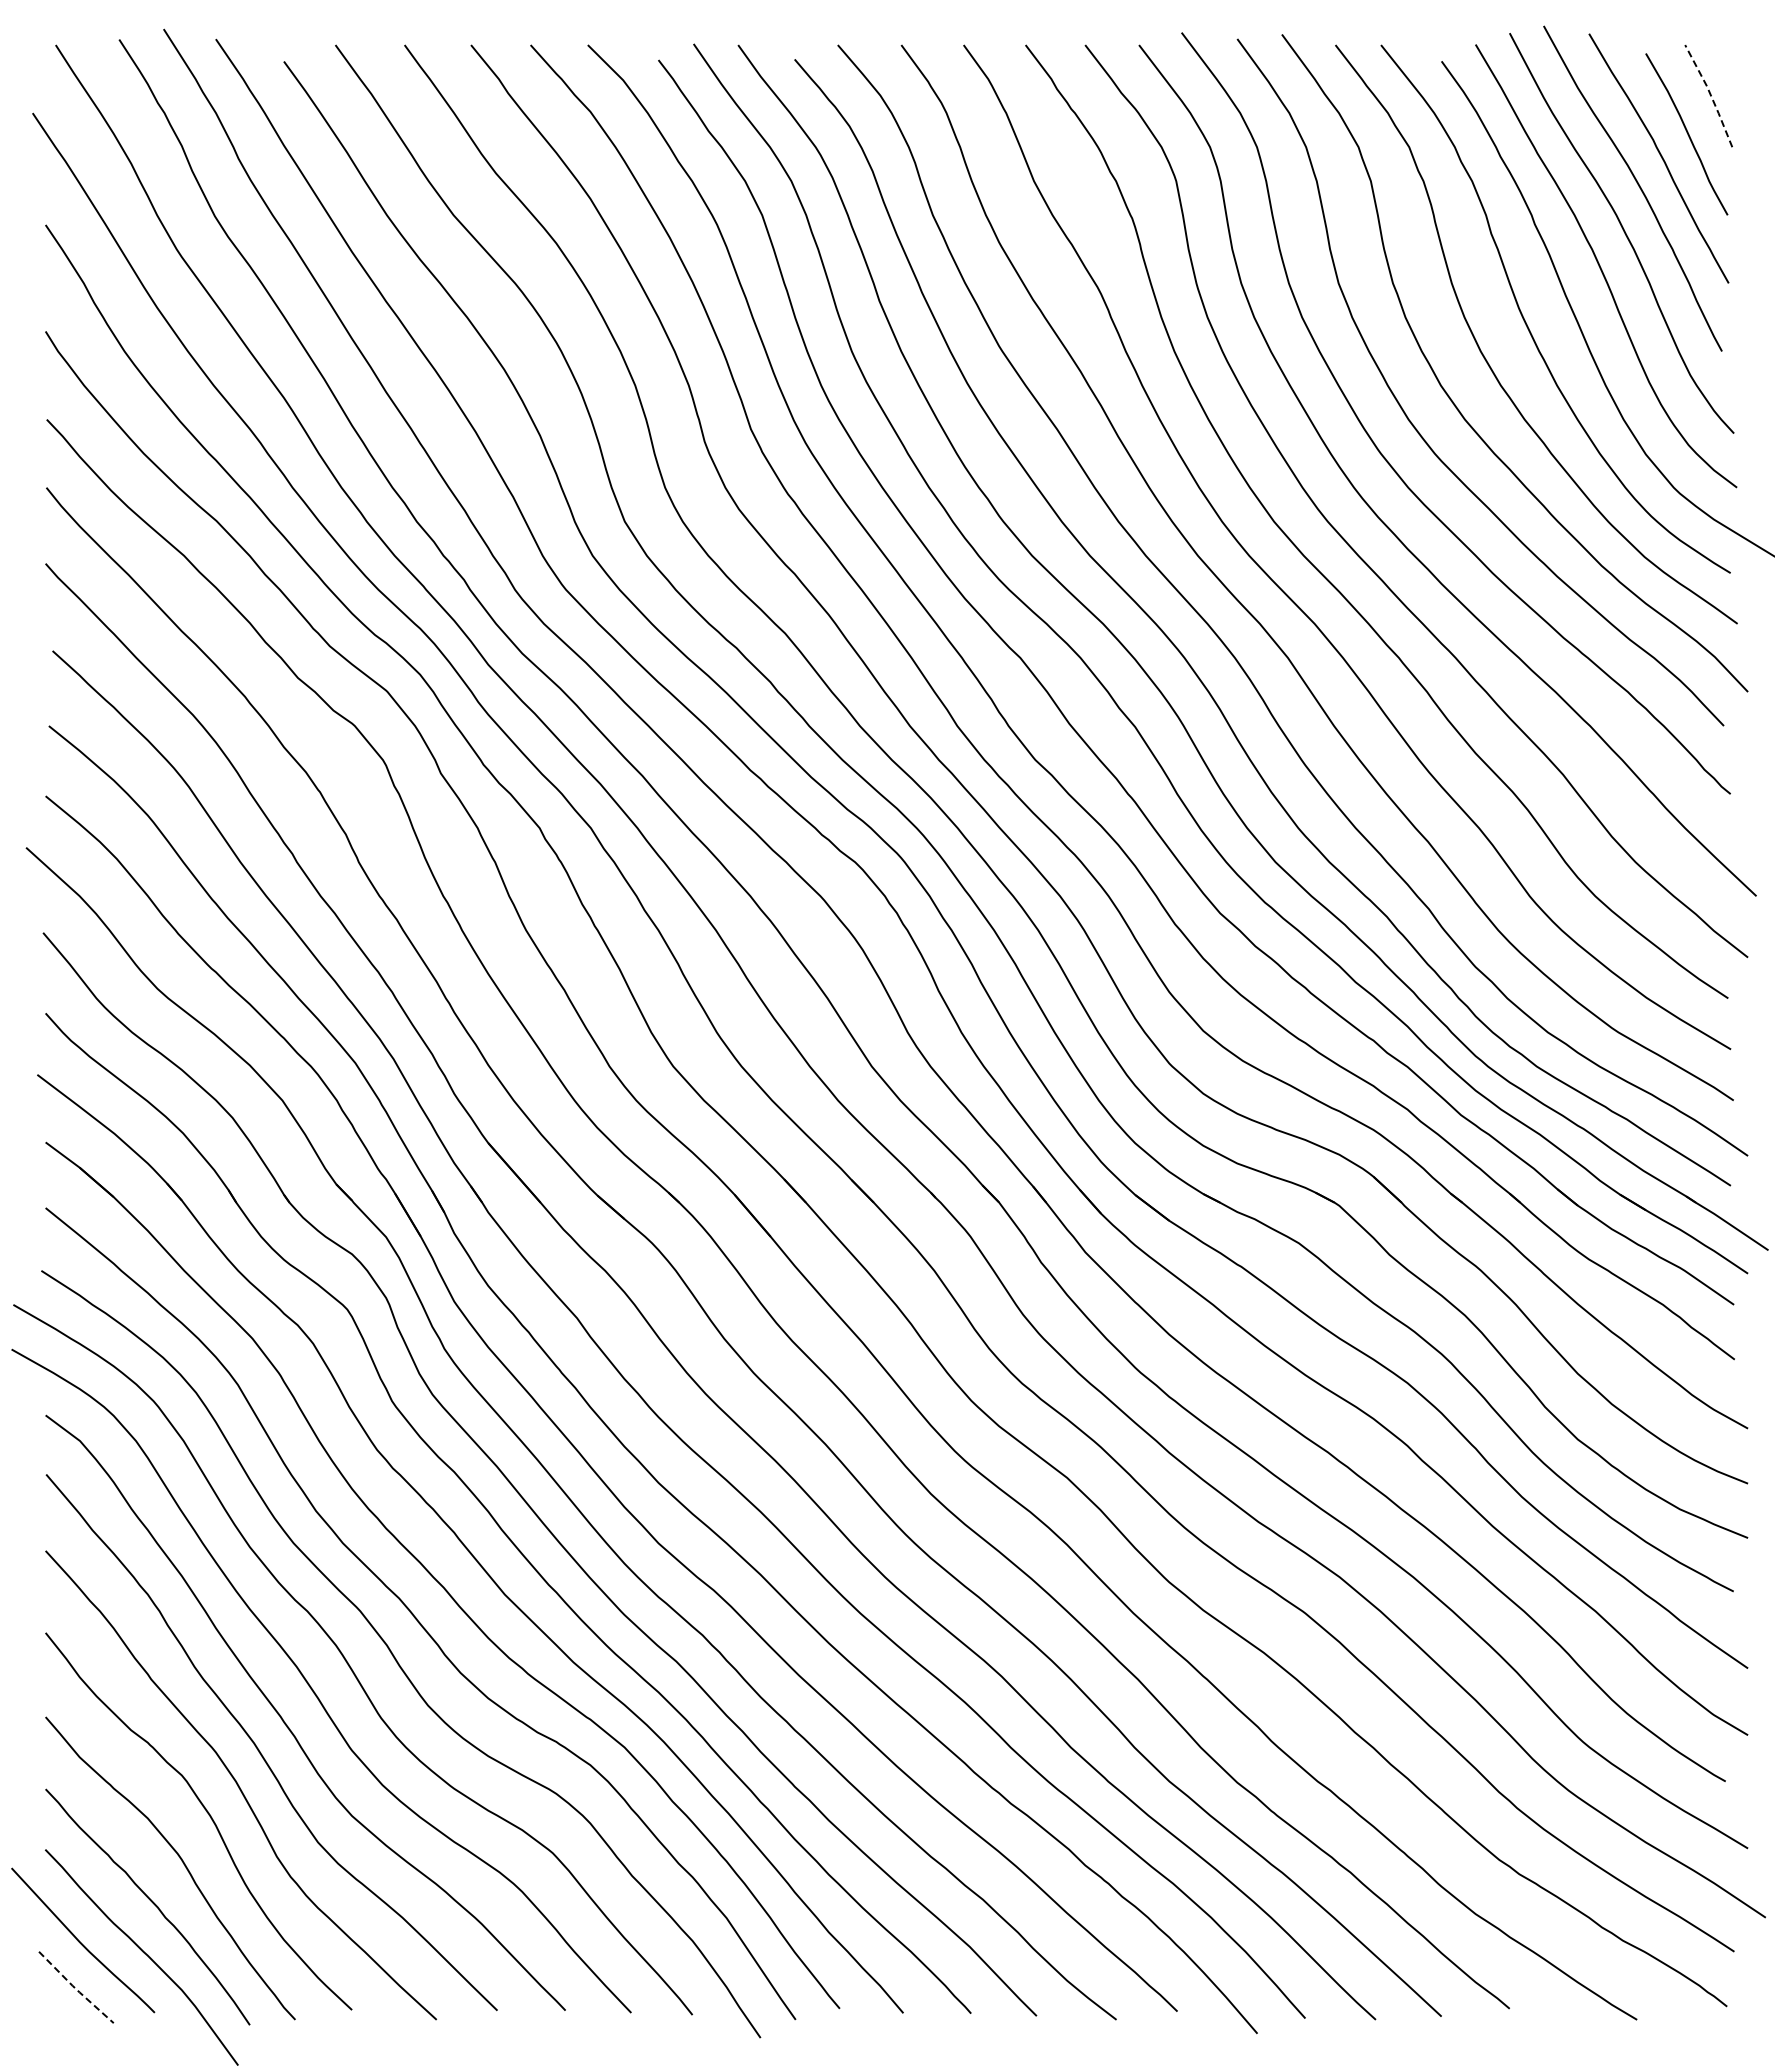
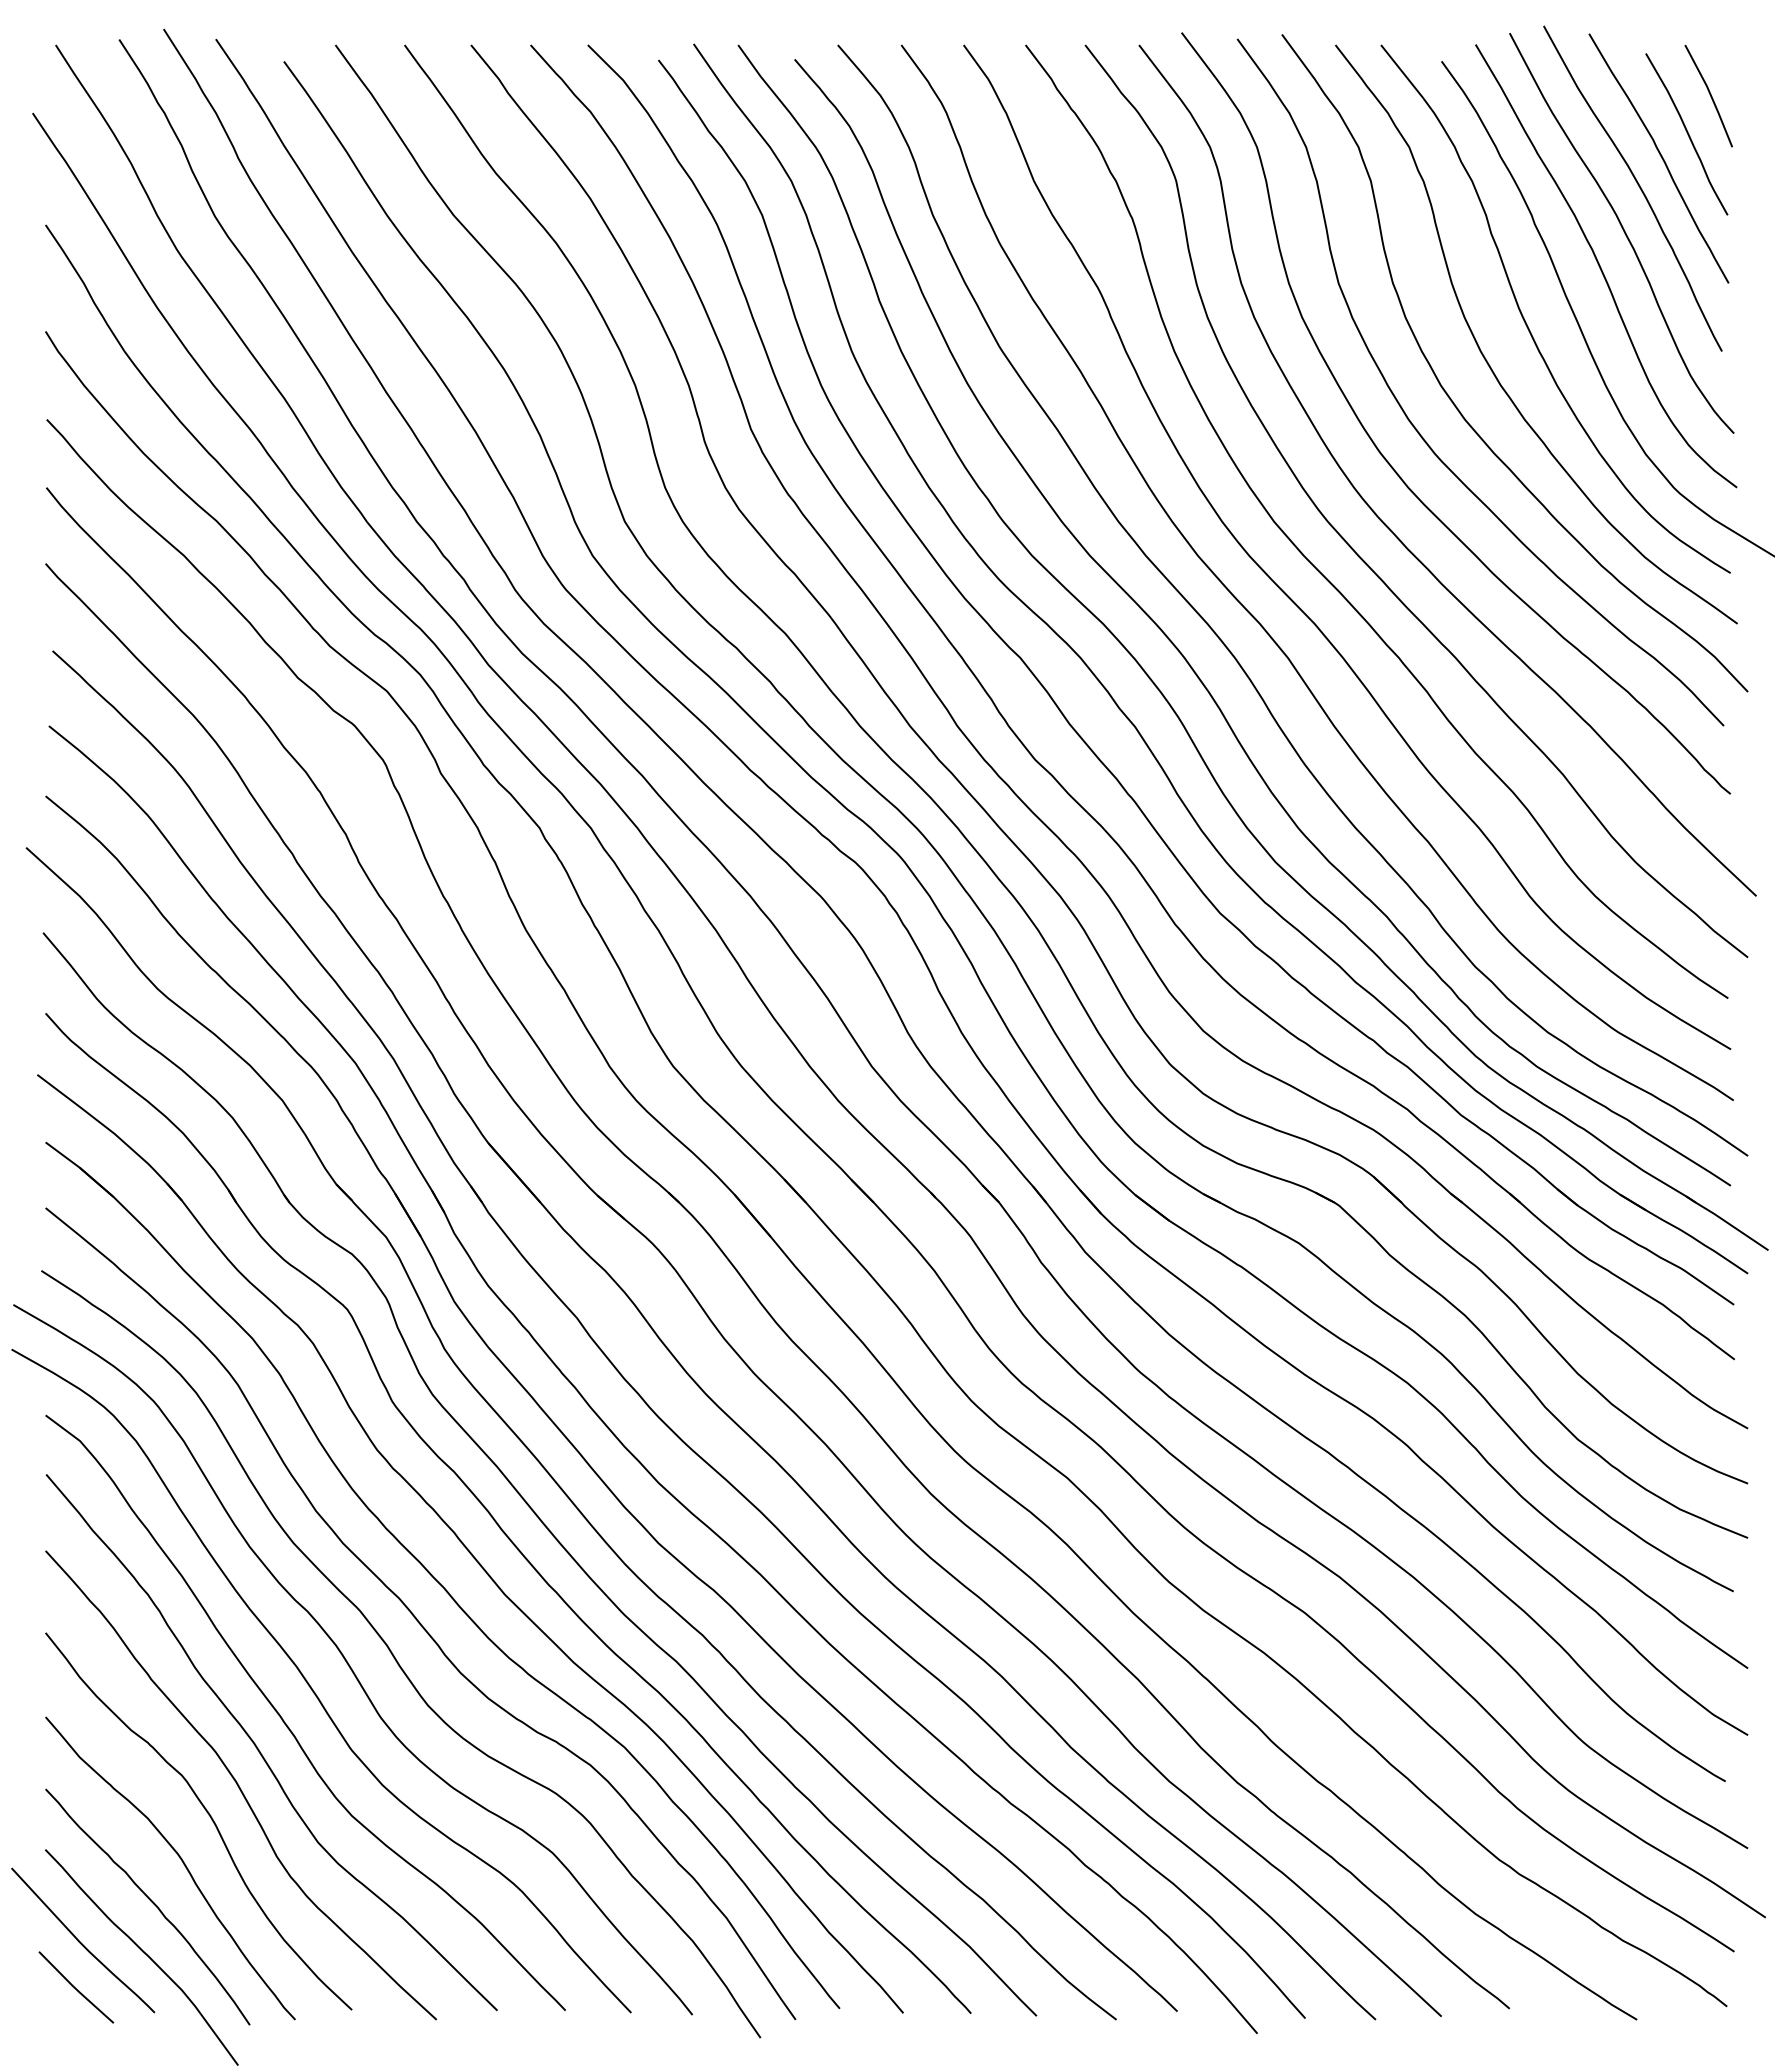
line: dashed -> solid (1710, 95)
line: dashed -> solid (75, 1988)
